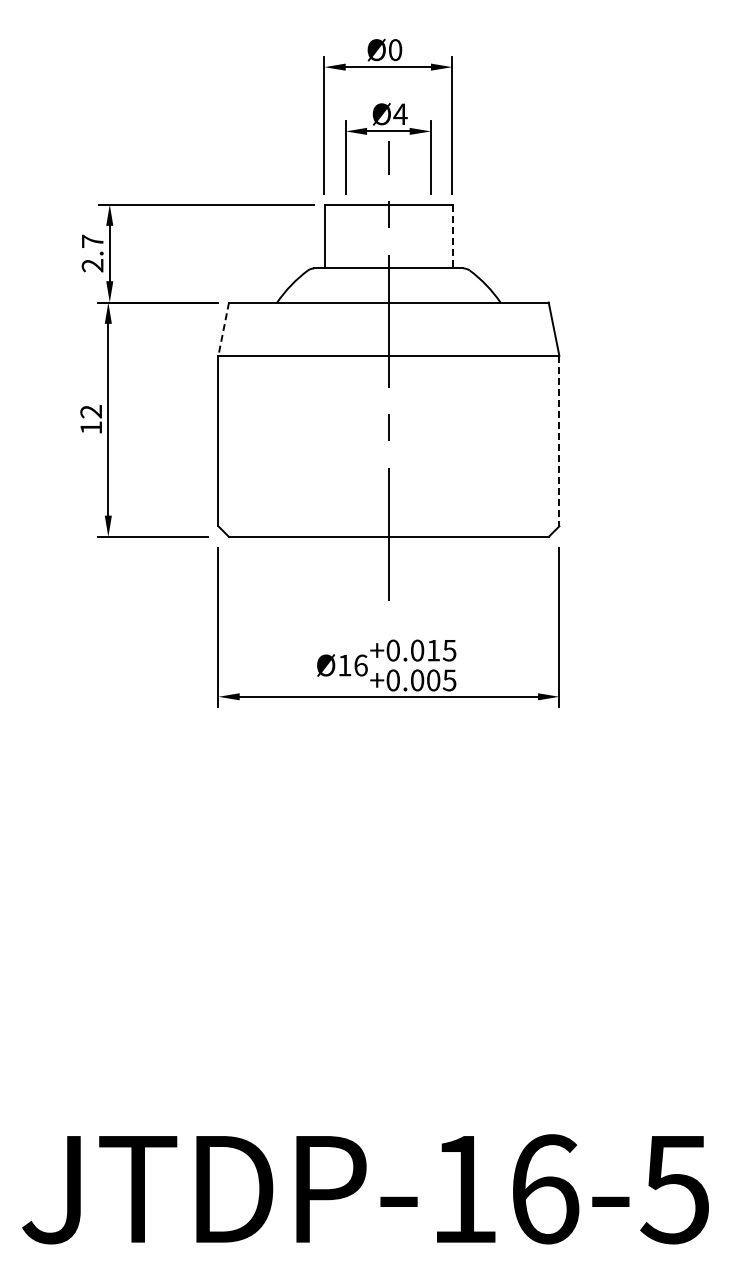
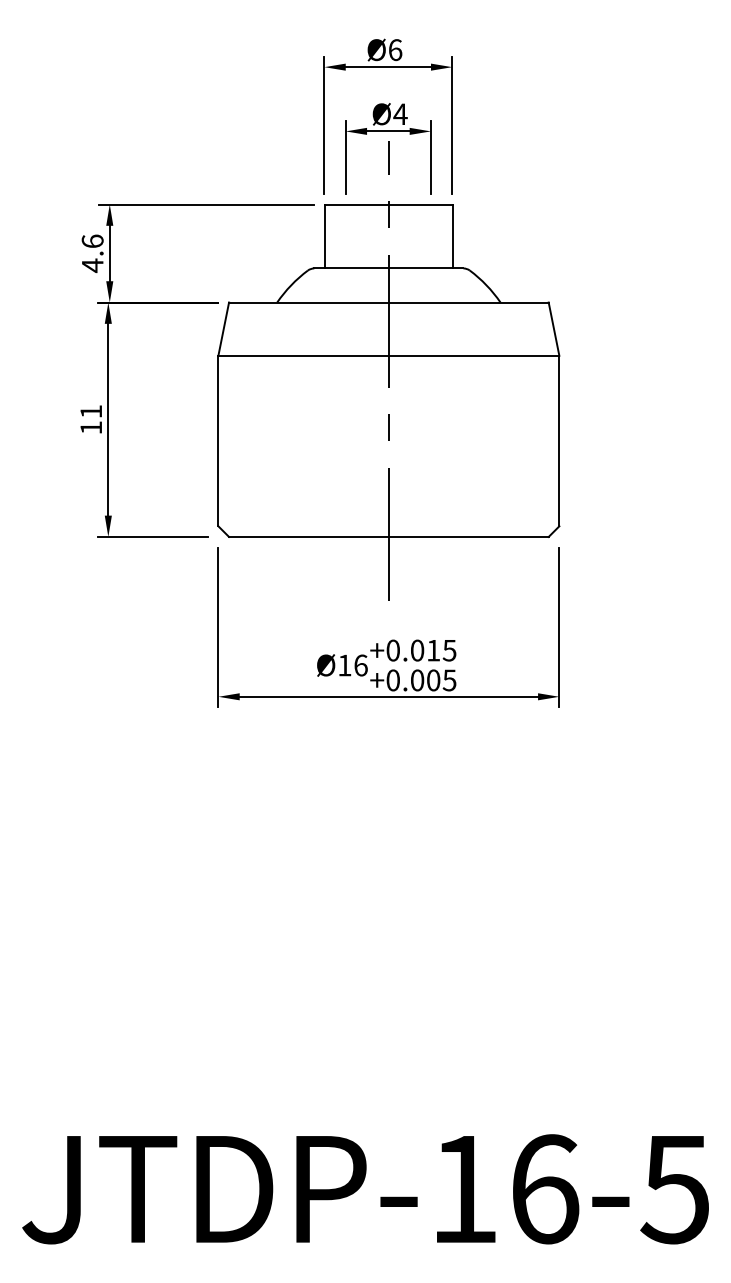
text: Ø0 -> Ø6 (395, 49)
line: dashed -> solid (452, 236)
text: 2.7 -> 4.6 (92, 253)
line: dashed -> solid (223, 329)
text: 12 -> 11 (90, 411)
line: dashed -> solid (559, 441)
